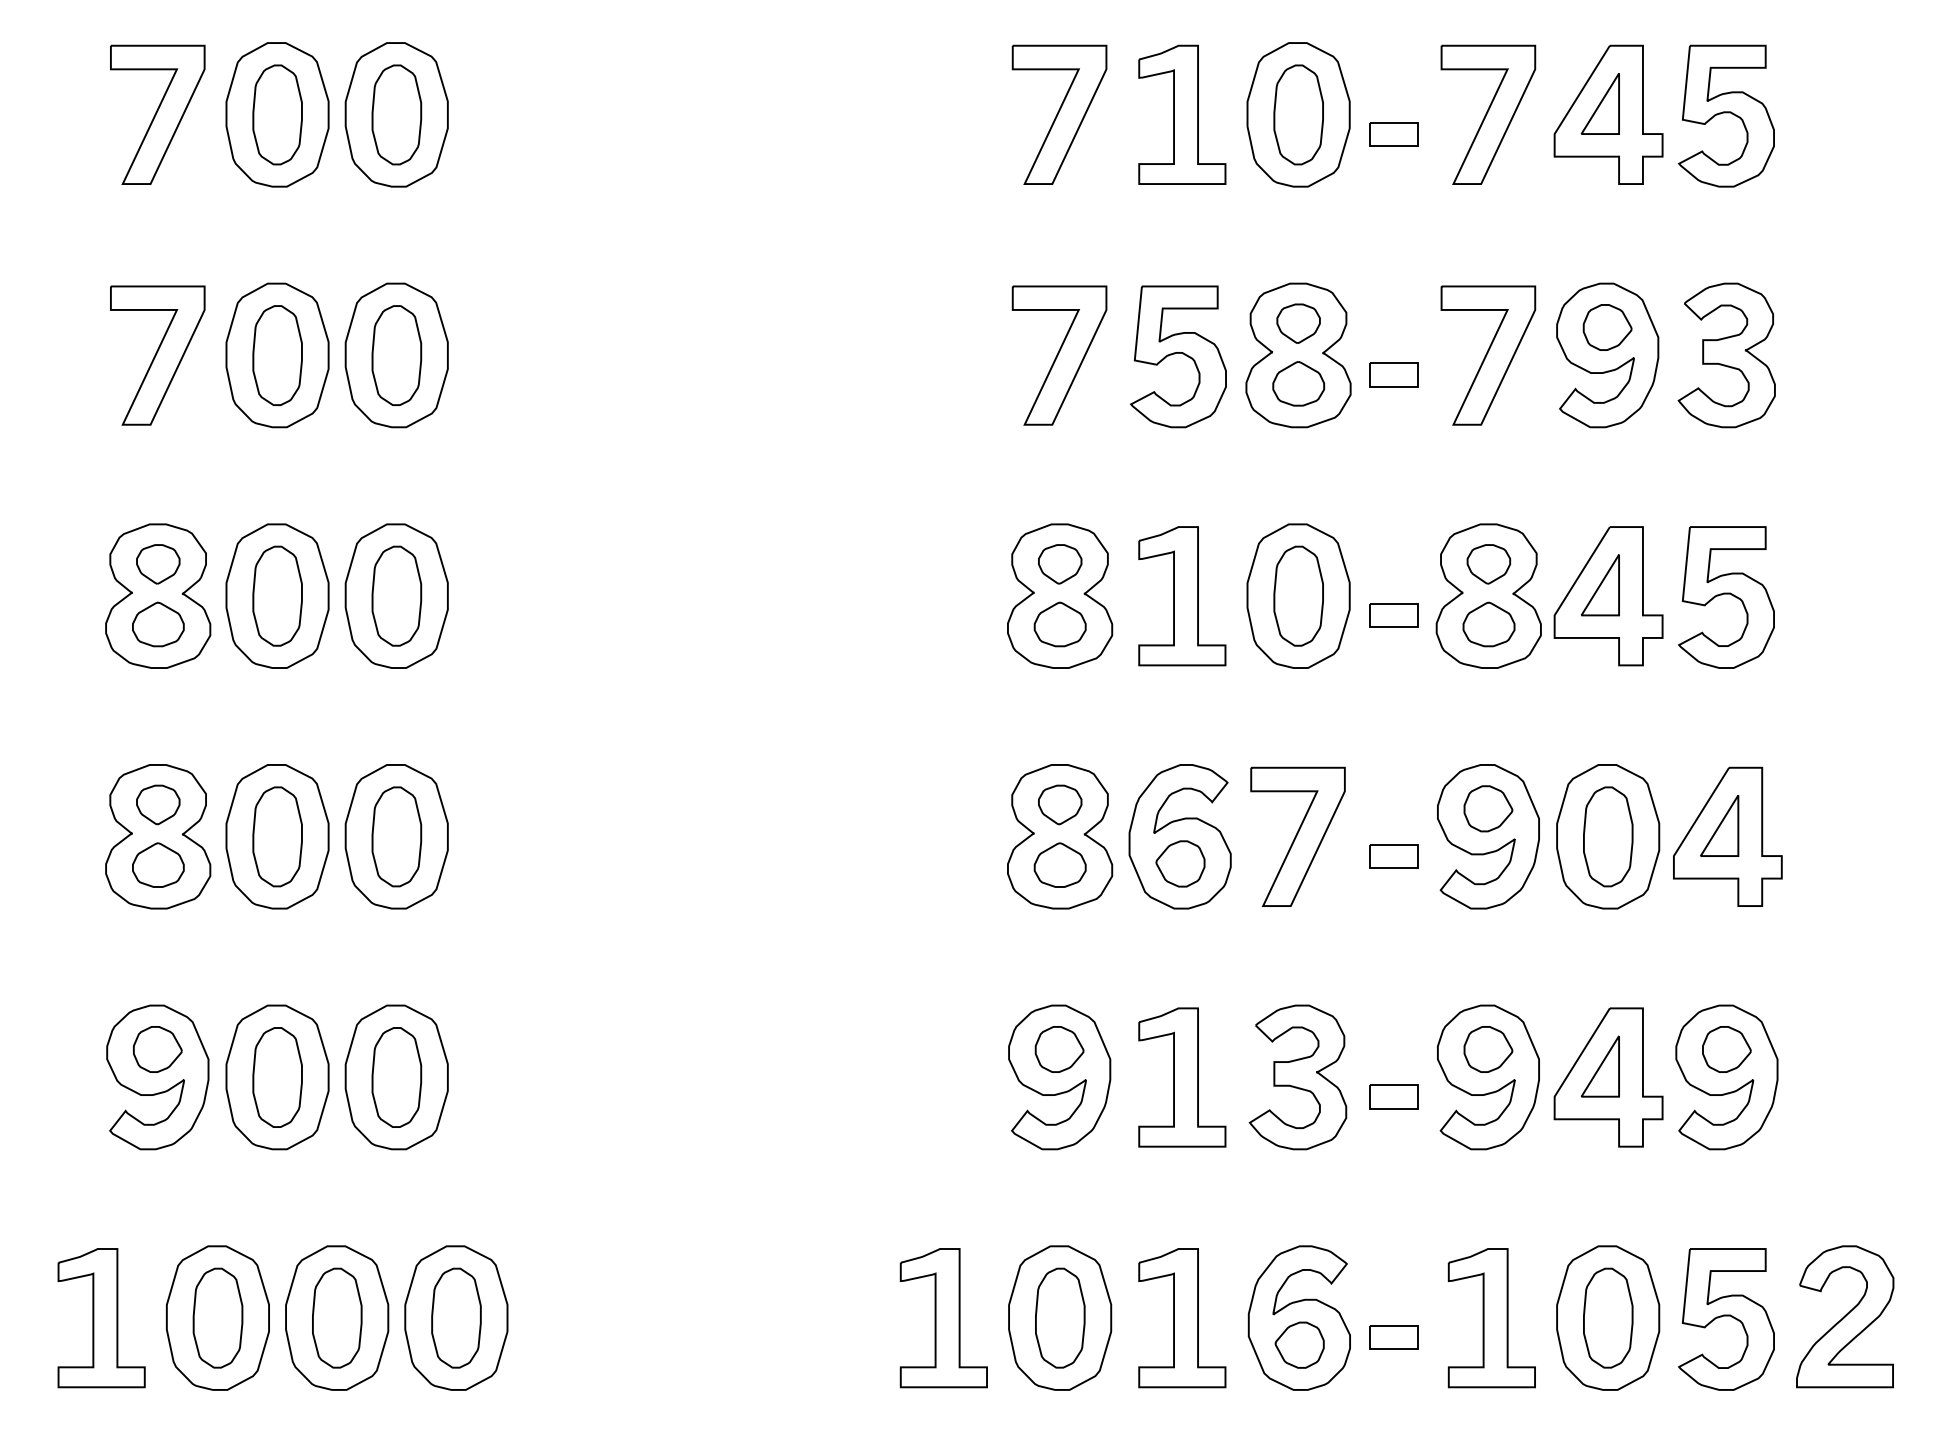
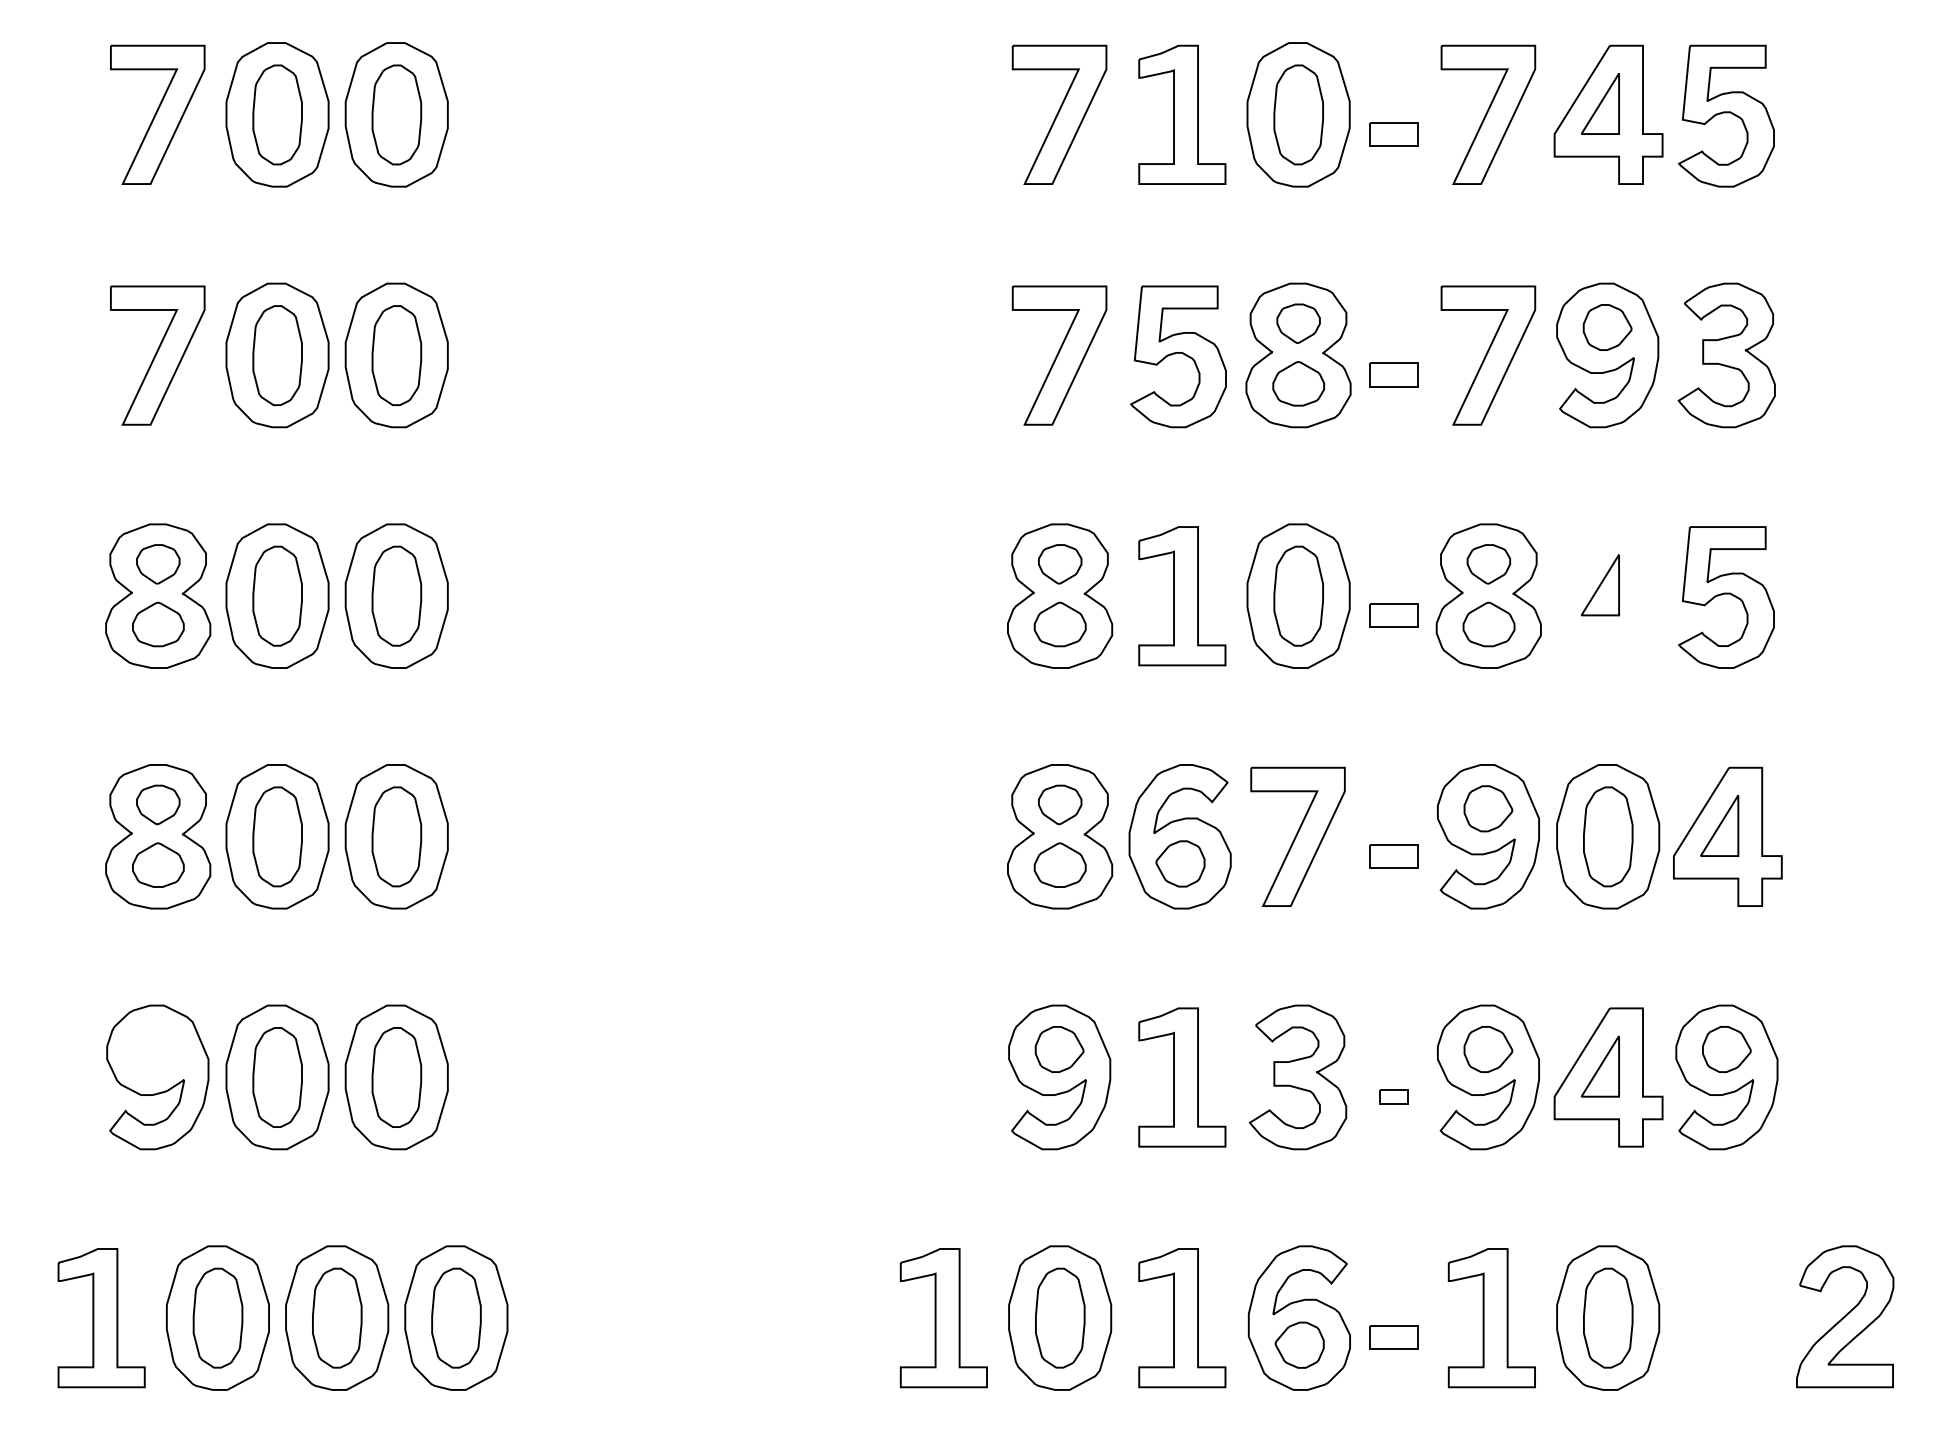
part: present -> none (1608, 596)
part: present -> none (157, 1049)
part size: 50x26 px -> 30x16 px (1393, 1096)
part: present -> none (1726, 1319)
